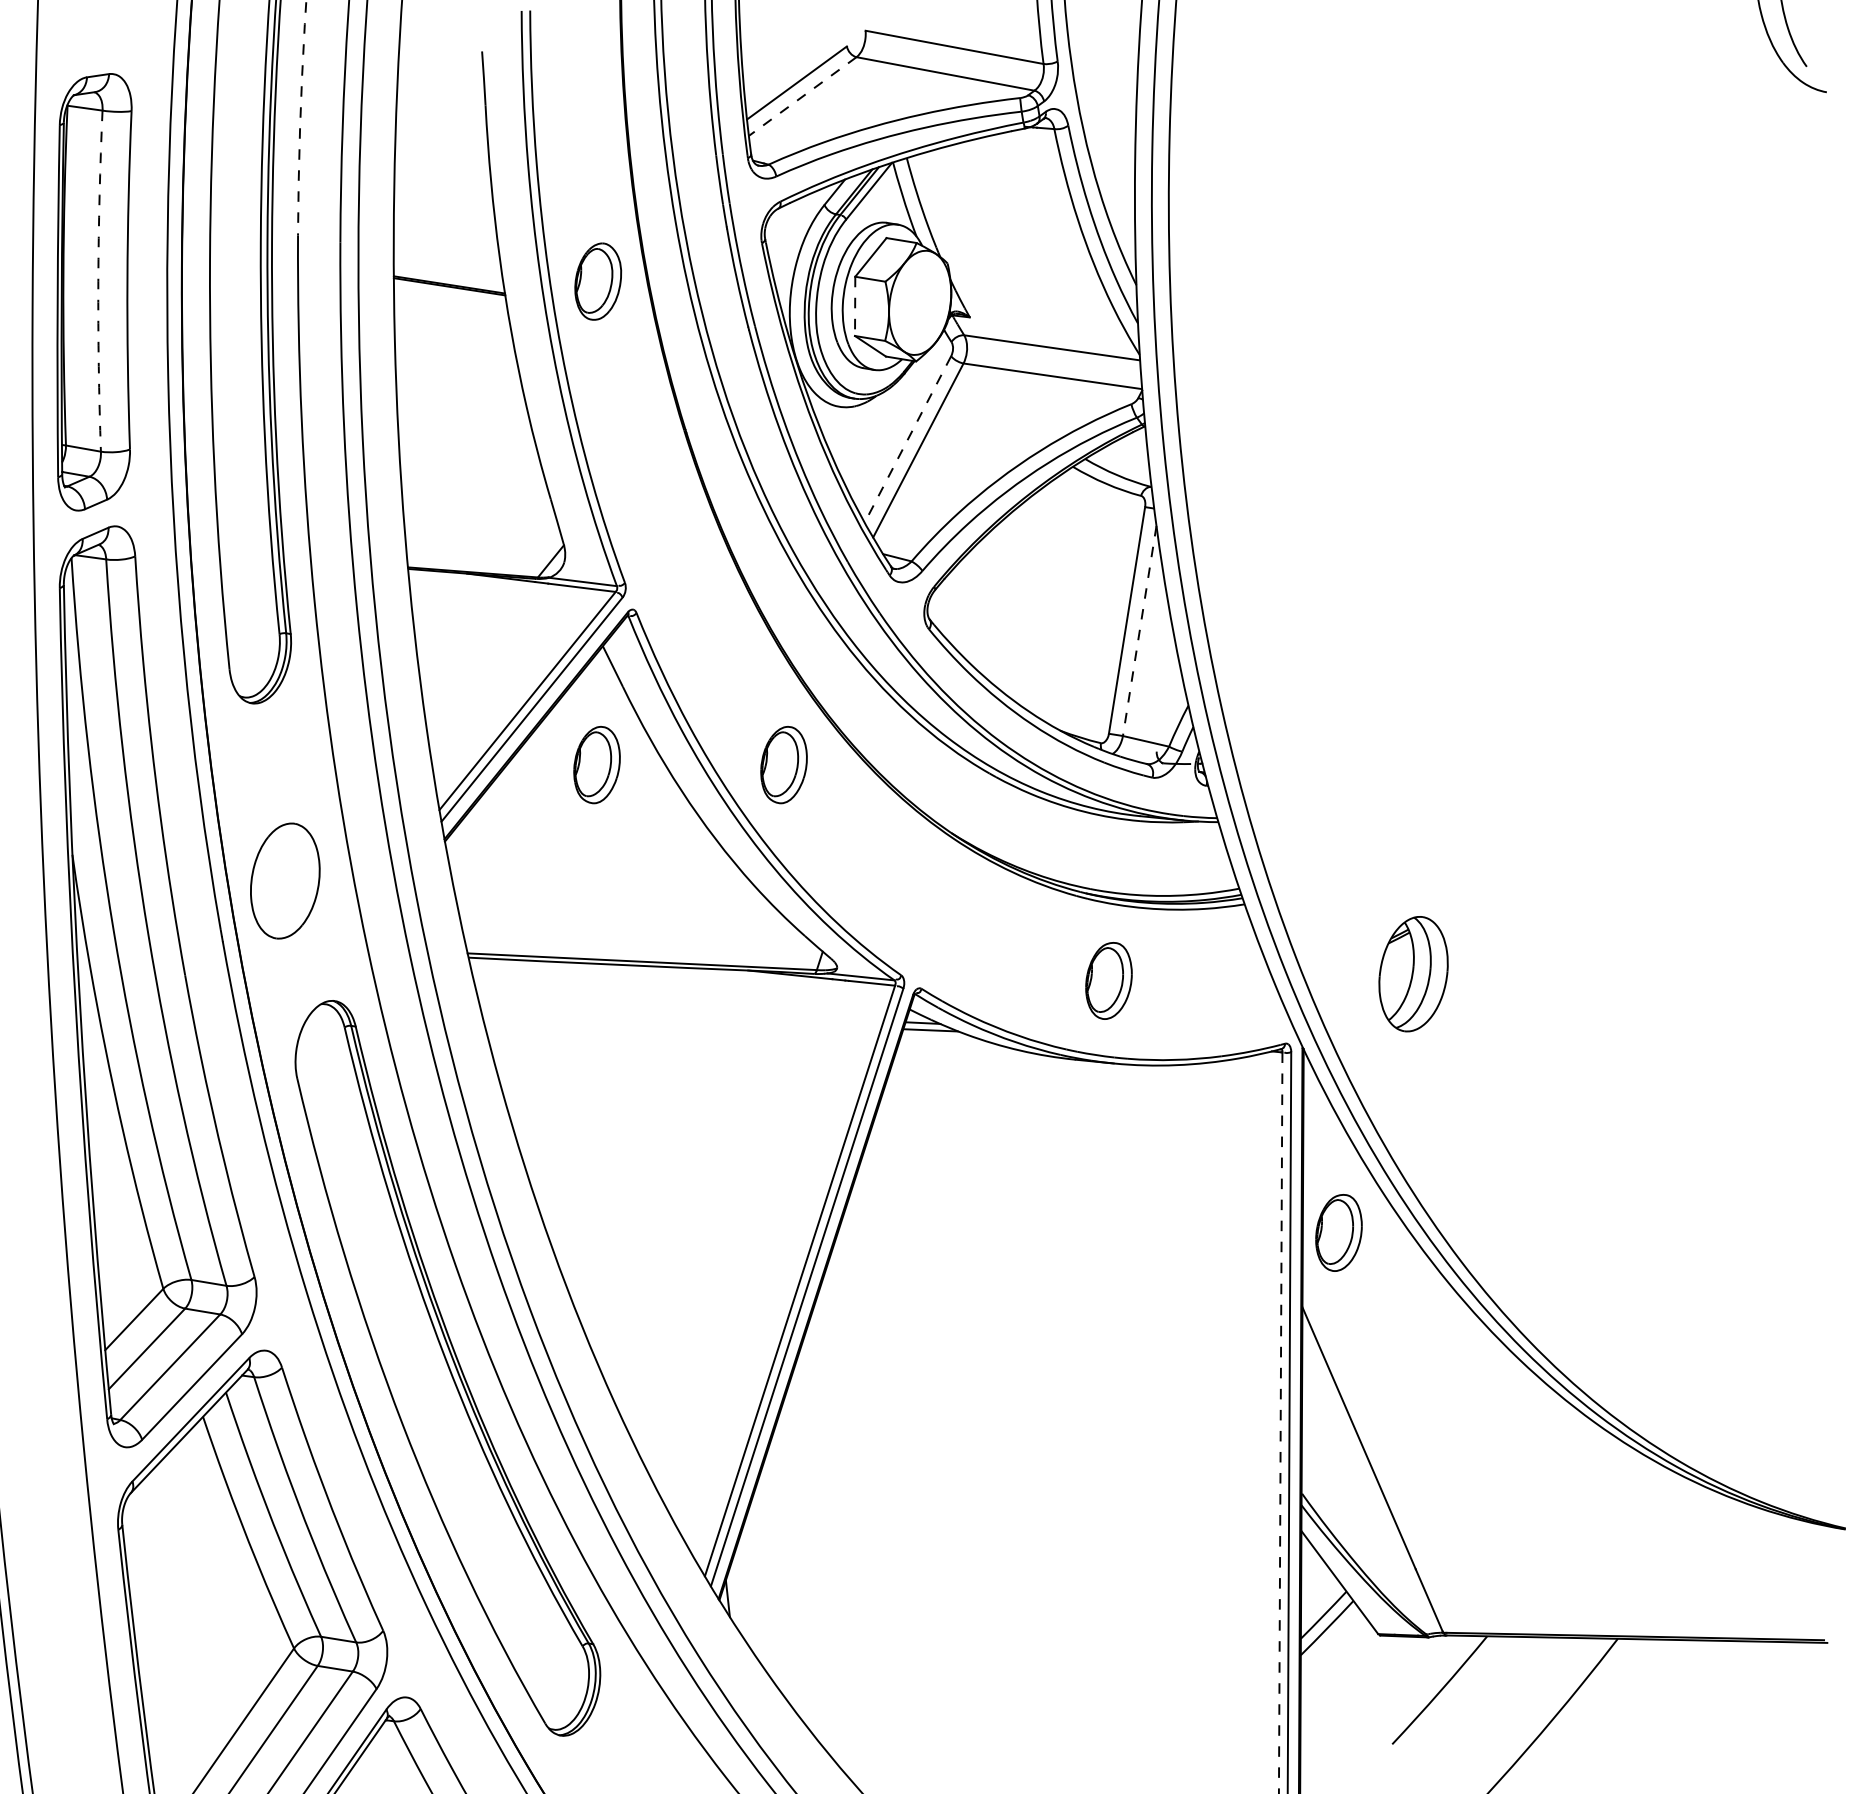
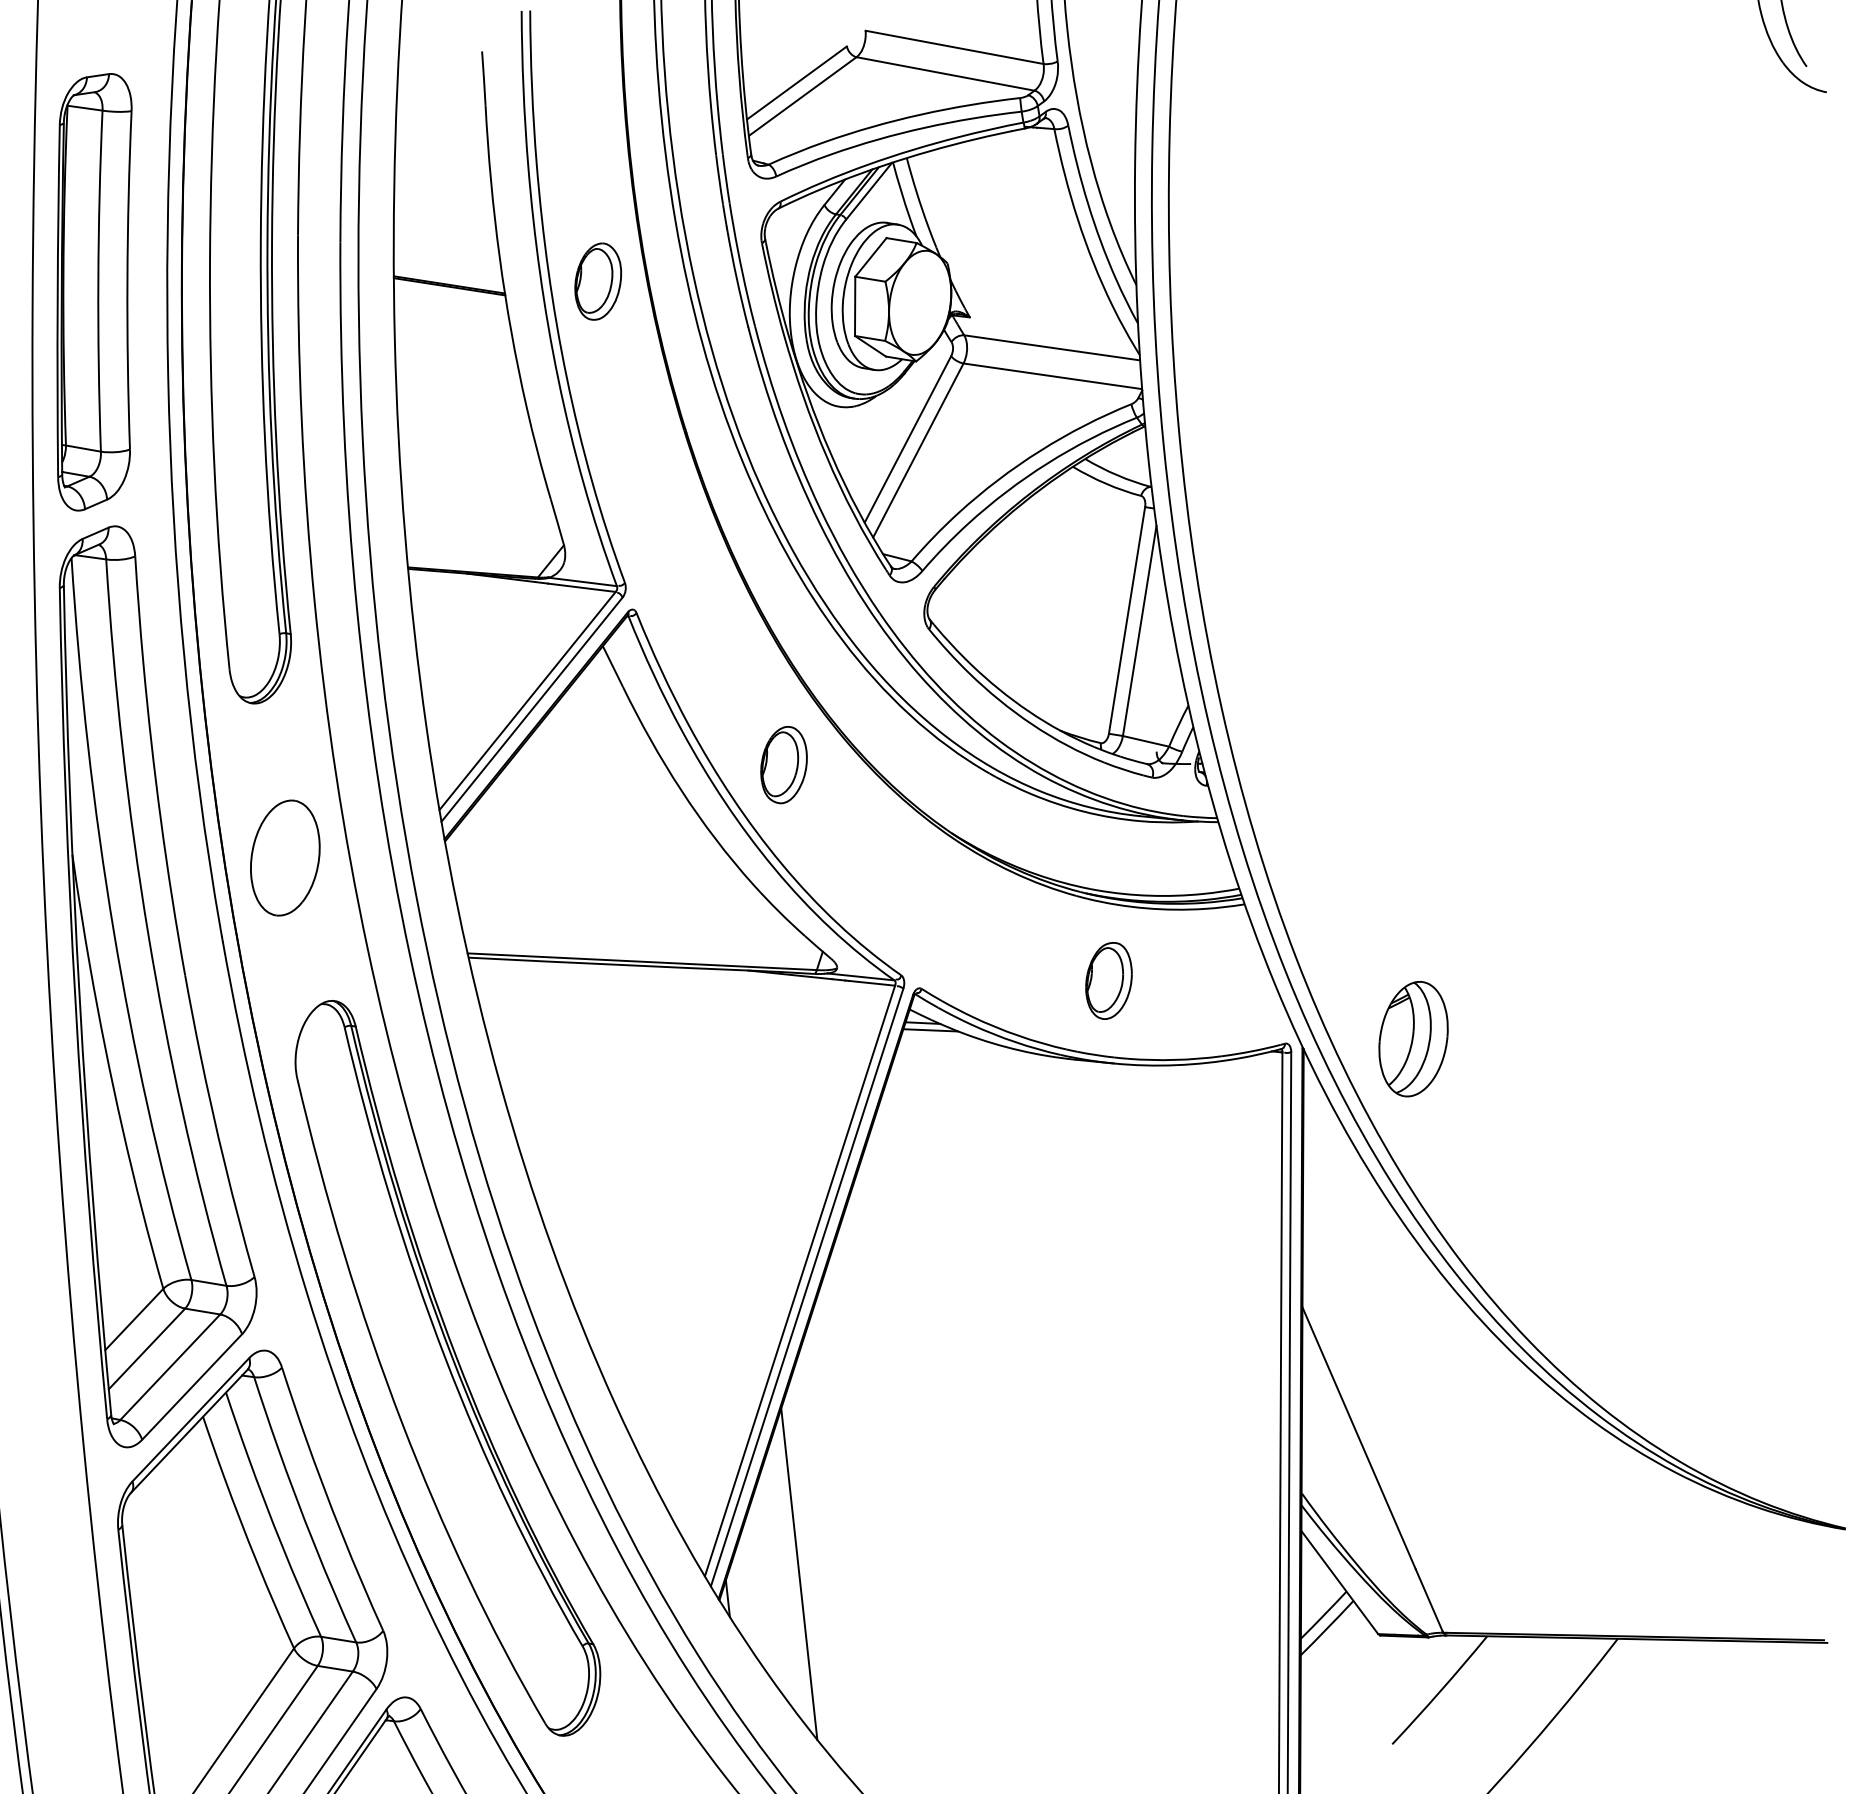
line: dashed -> solid (802, 96)
arc: dashed -> solid (300, 118)
arc: dashed -> solid (98, 281)
line: dashed -> solid (855, 306)
line: dashed -> solid (907, 439)
line: dashed -> solid (1139, 631)
part: present -> none (596, 765)
part position: (285, 880) -> (285, 857) (285, 857)
part position: (1413, 974) -> (1413, 1039) (1413, 1039)
part: present -> none (1338, 1232)
line: dashed -> solid (1280, 1423)
line: none -> present (799, 1573)
